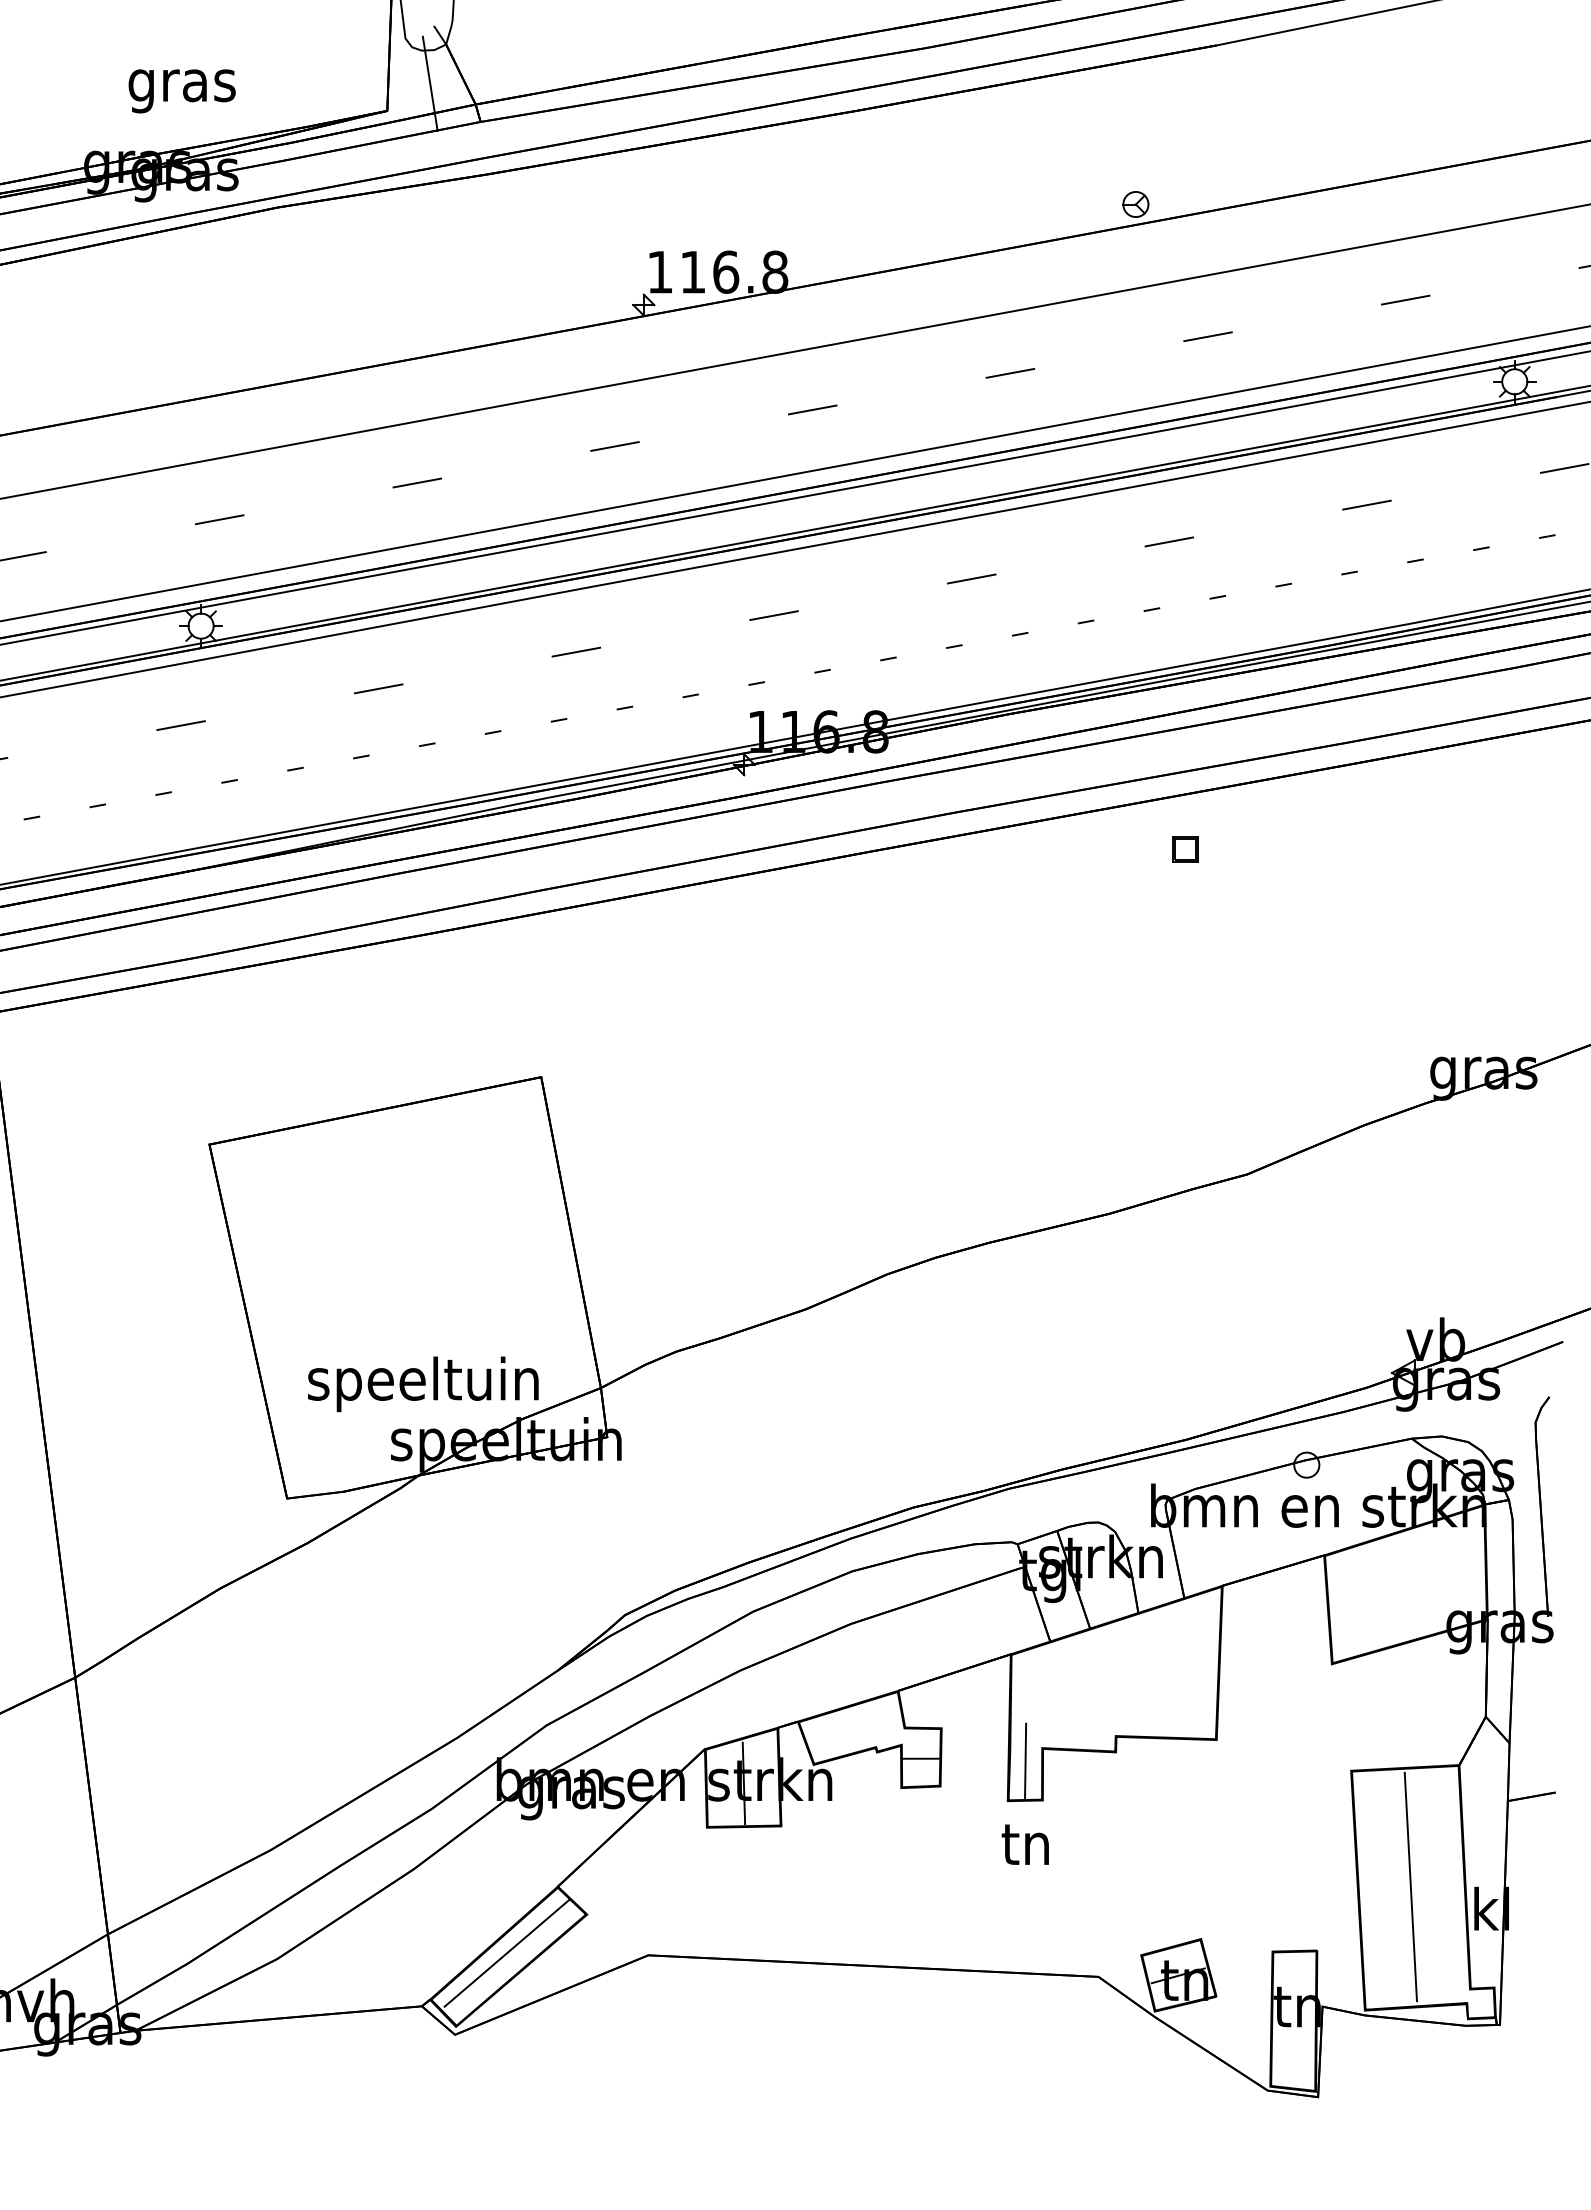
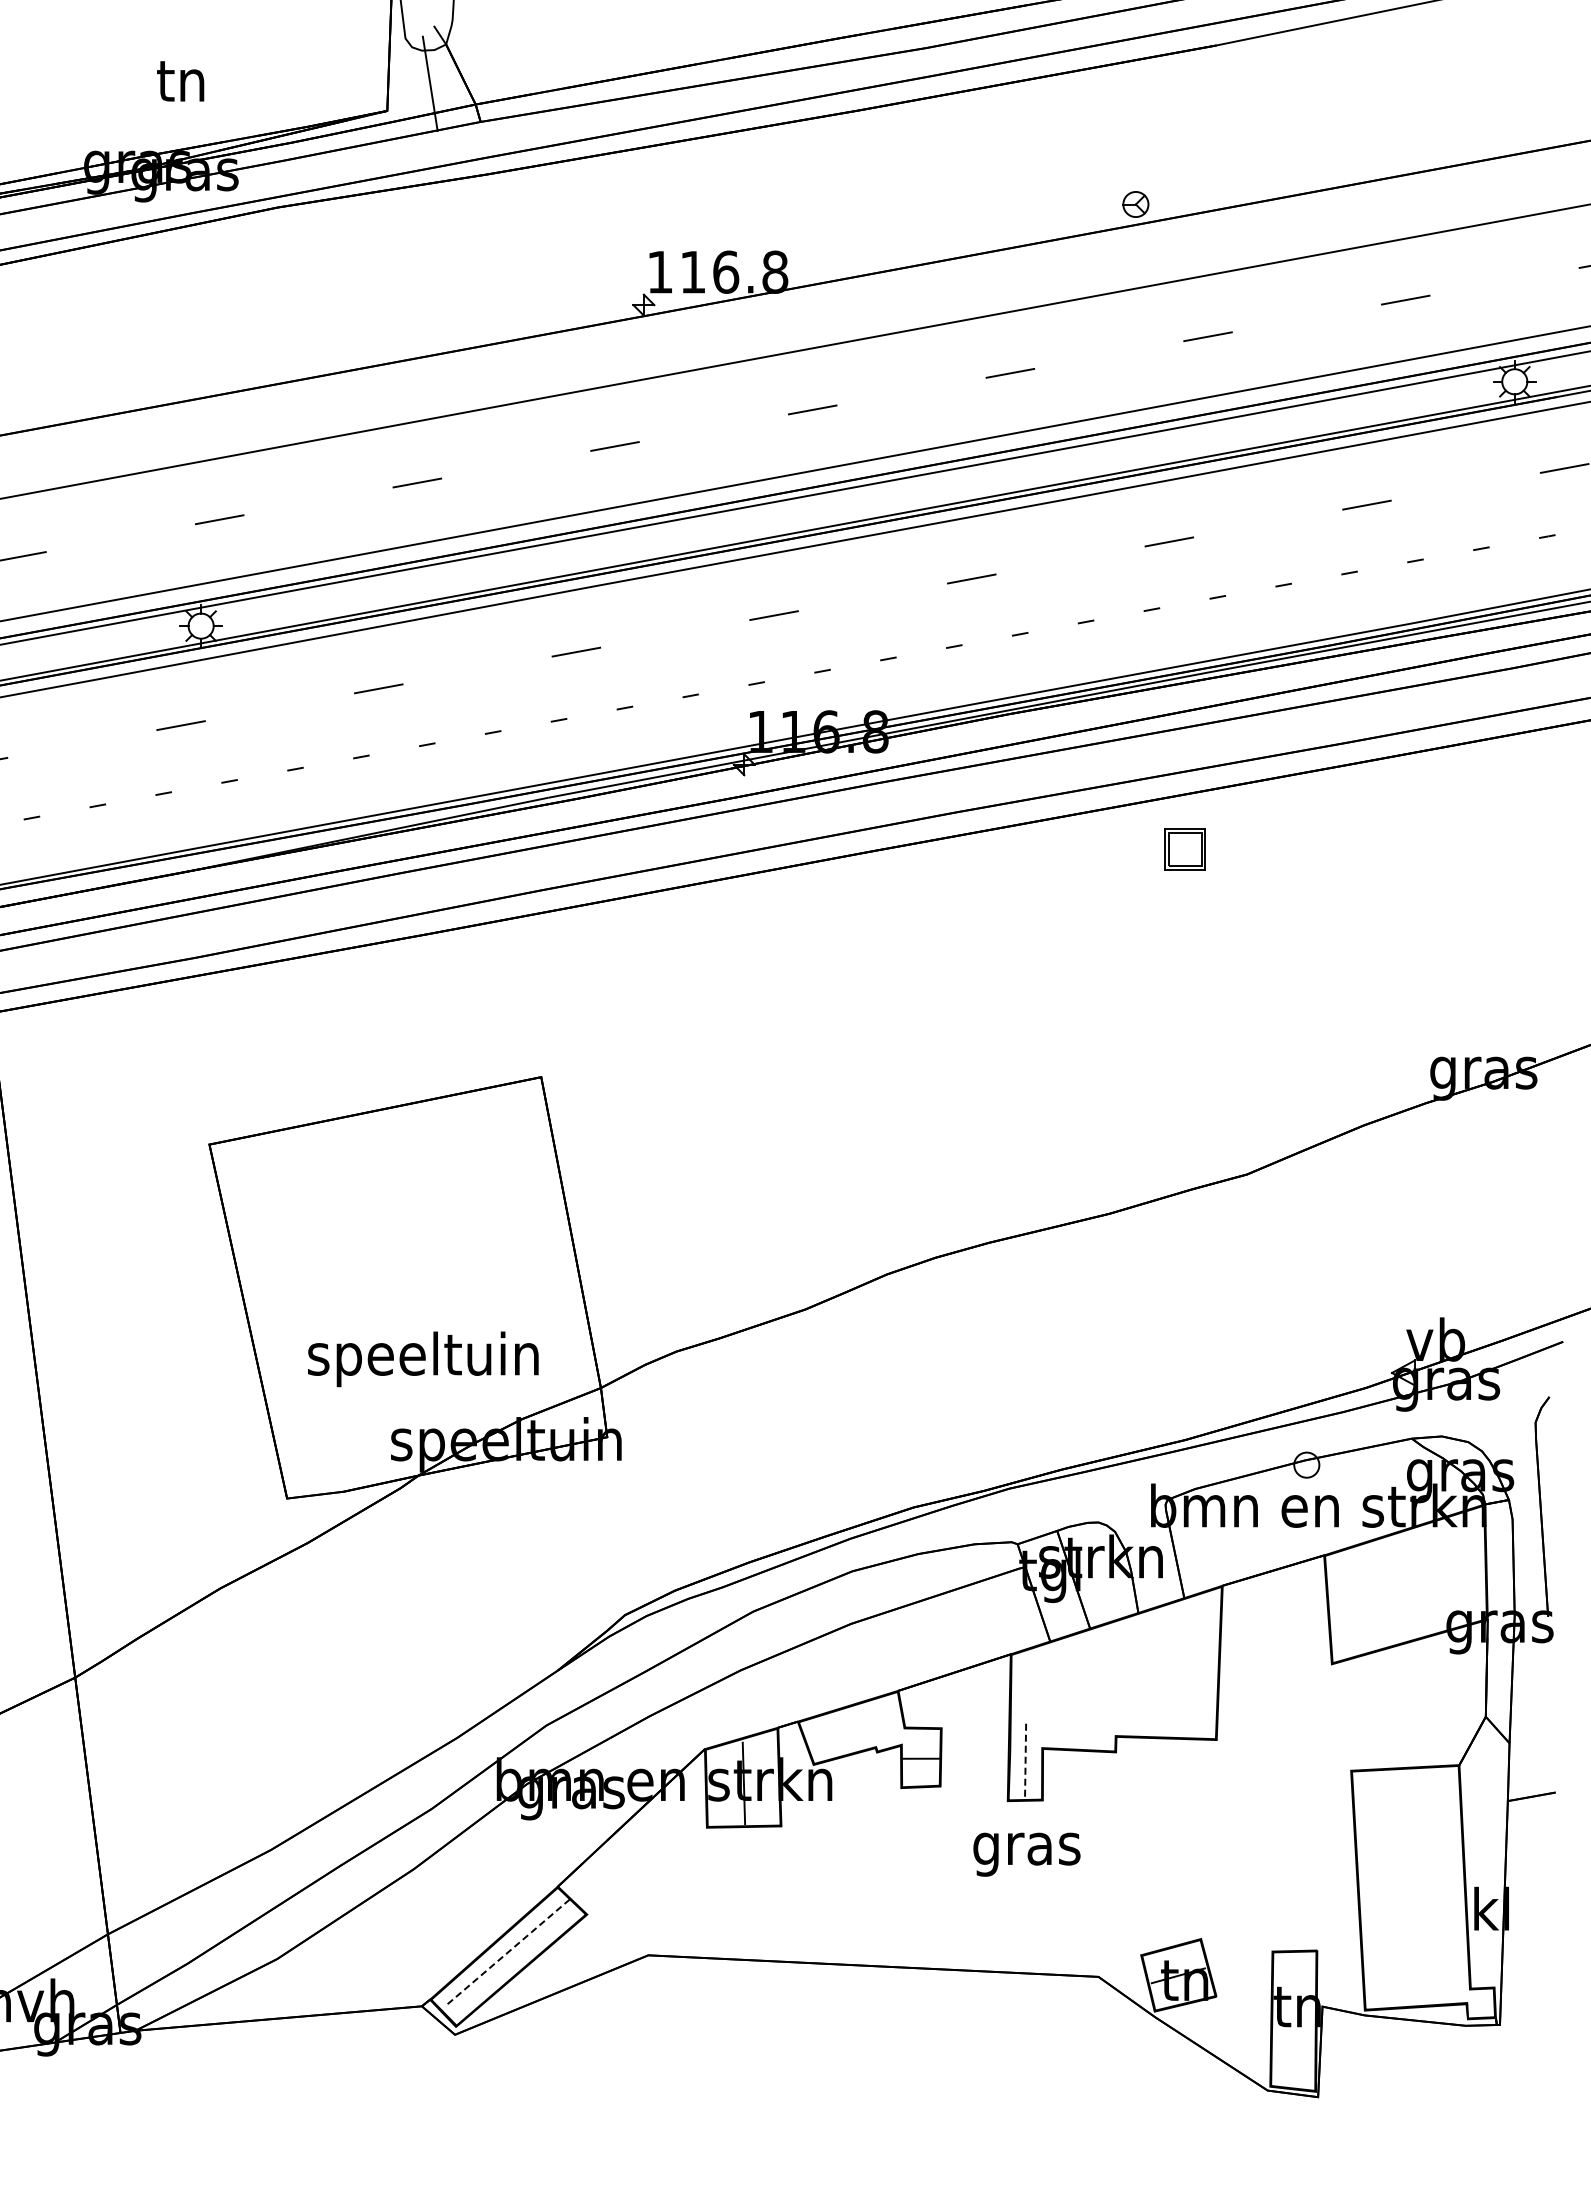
text: gras -> tn (181, 87)
part size: 27x27 px -> 42x43 px (1184, 849)
text position: (423, 1384) -> (423, 1359) (423, 1359)
line: solid -> dashed (1025, 1761)
text: tn -> gras (1026, 1850)
line: present -> none (1410, 1886)
line: solid -> dashed (506, 1953)
